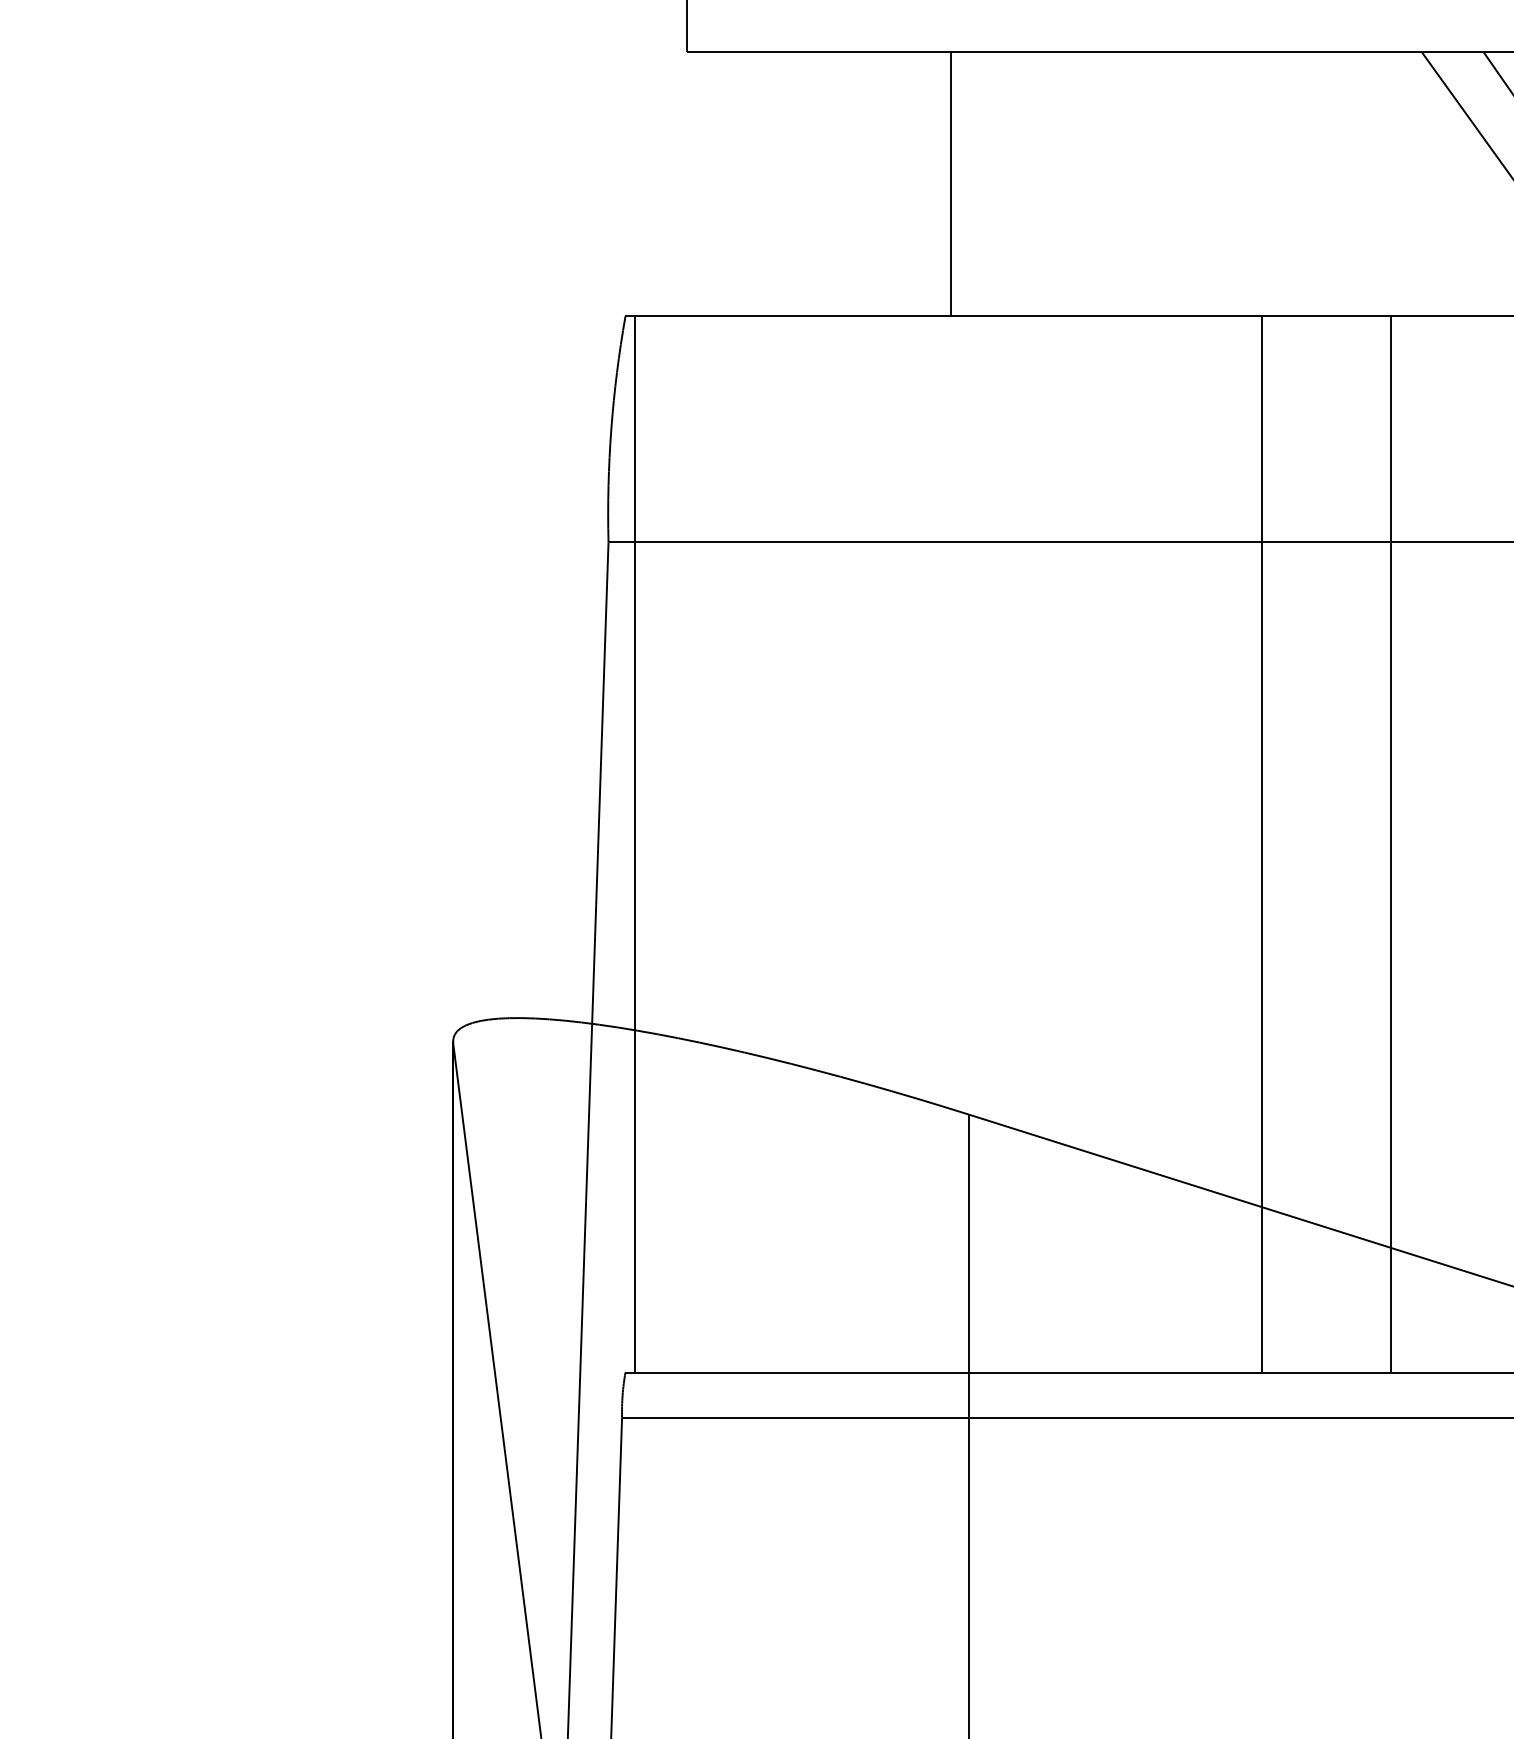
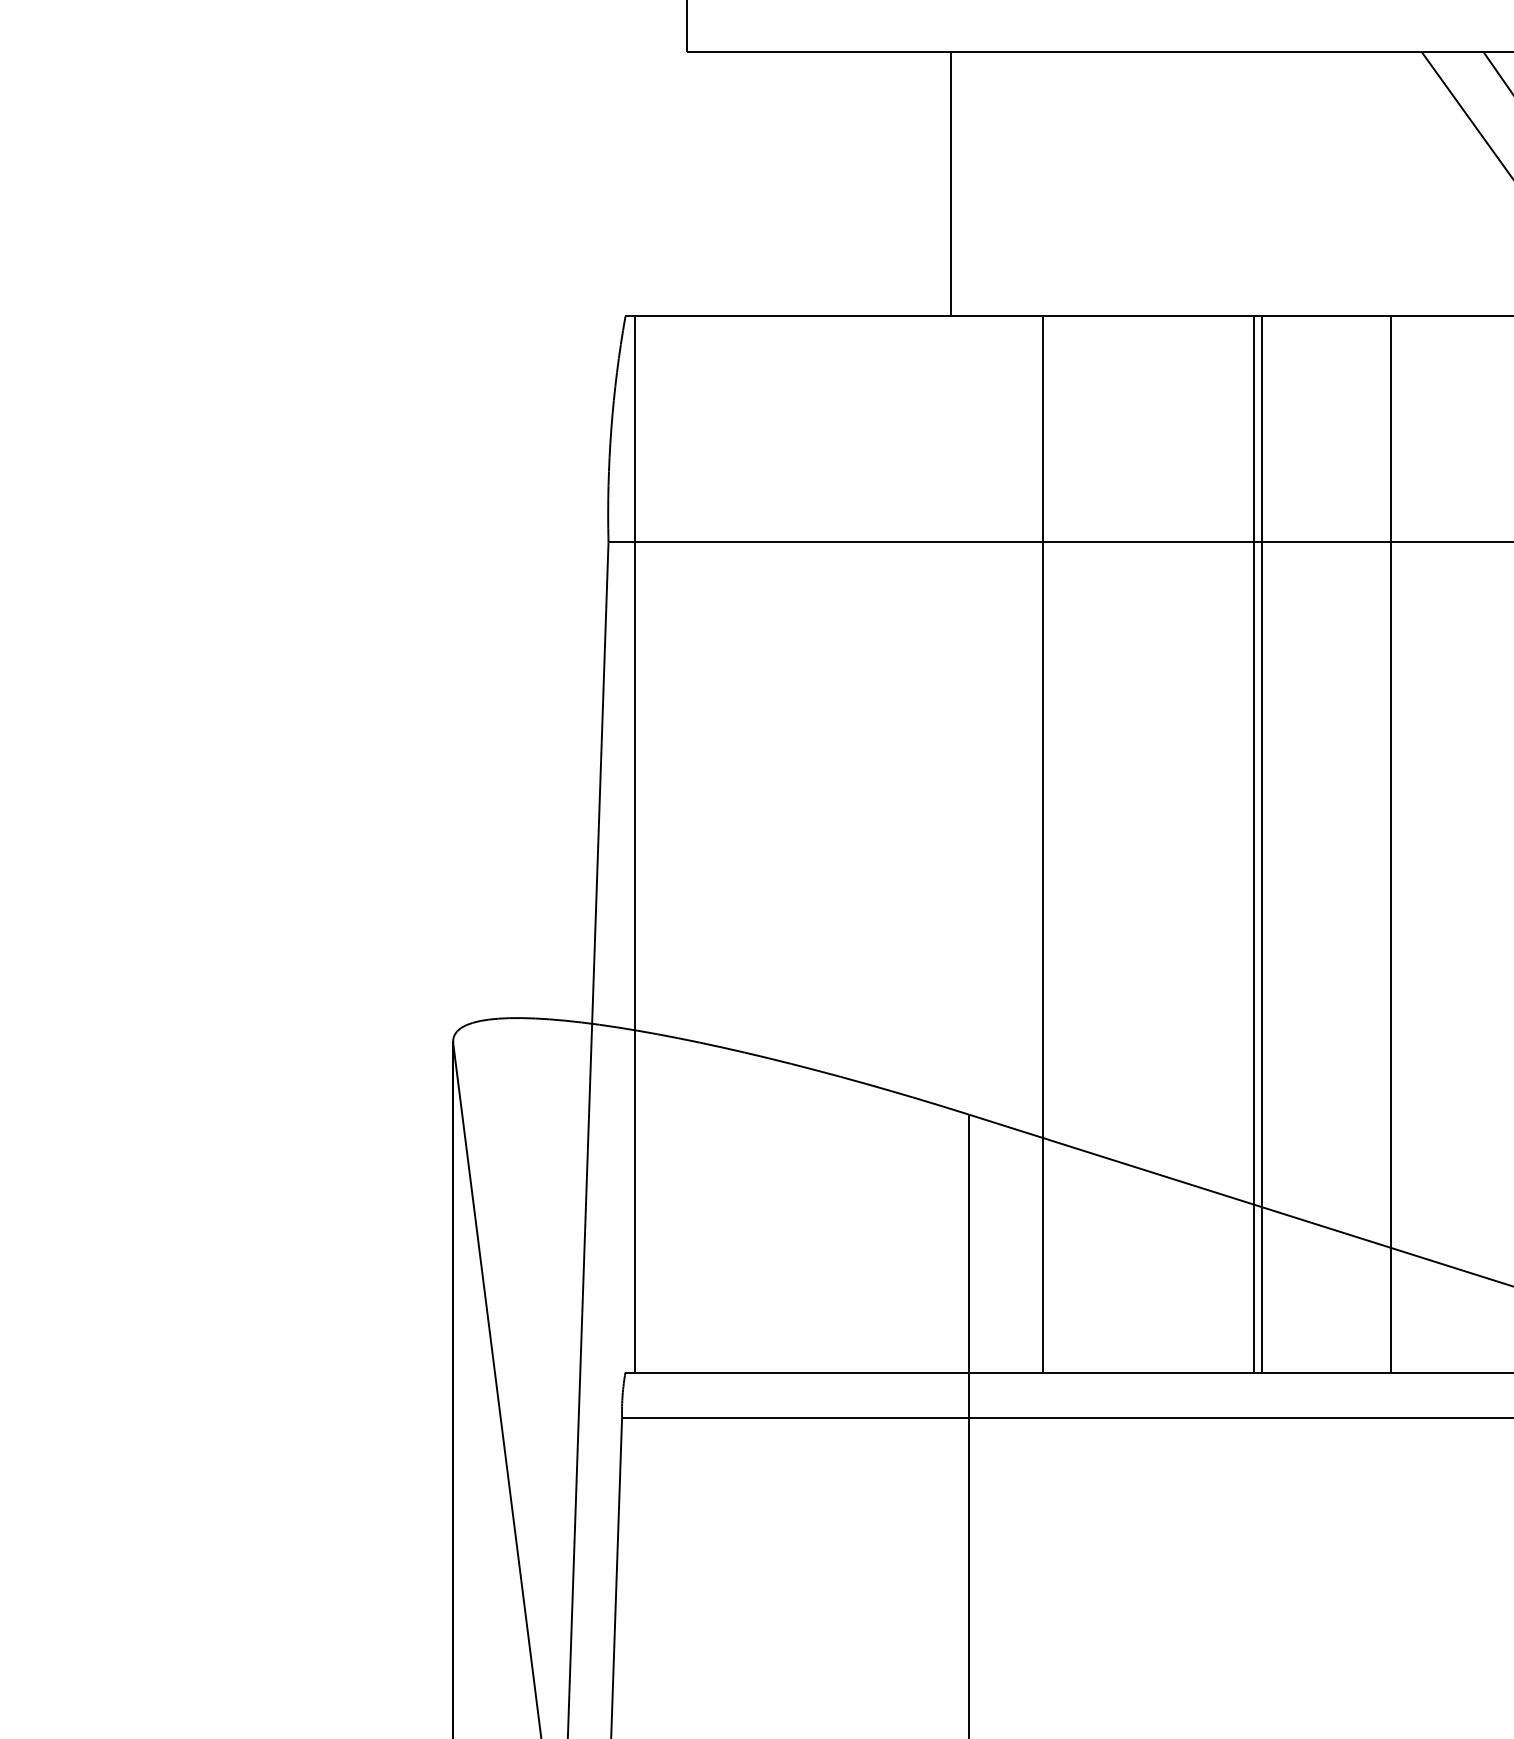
line: none -> present (1043, 844)
line: none -> present (1254, 844)
